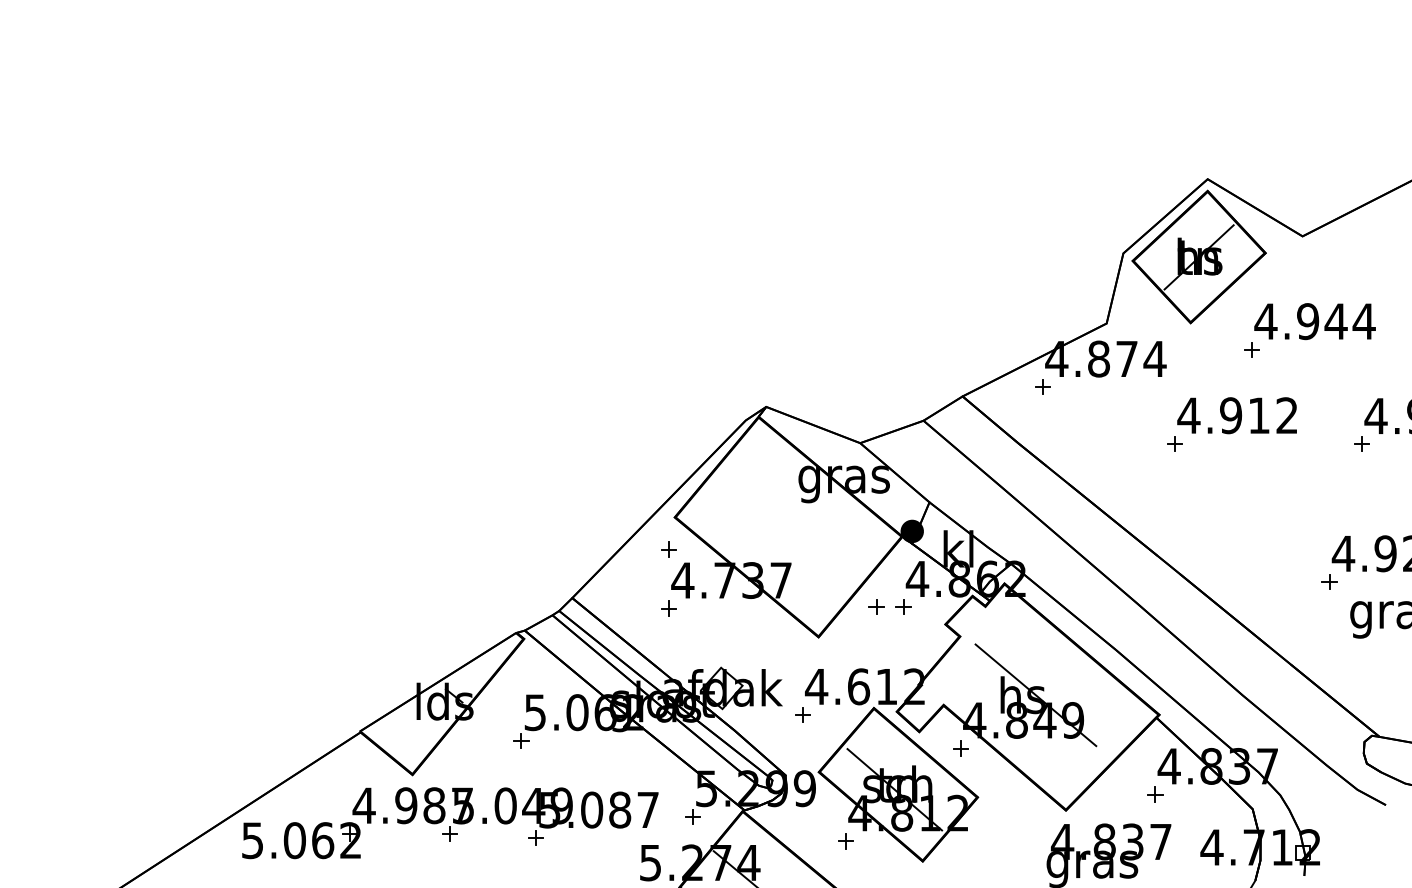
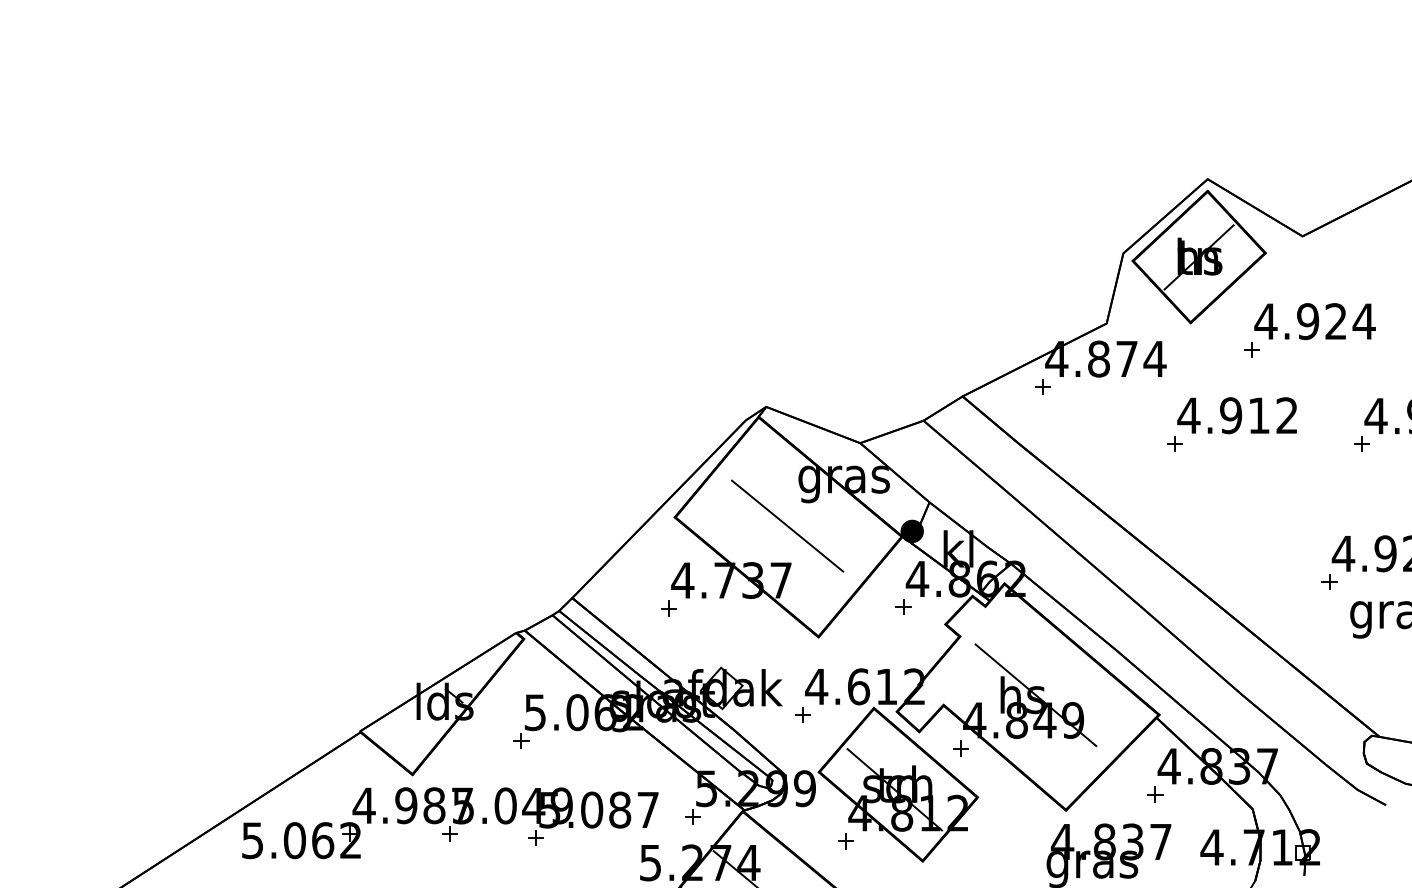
text: 4.944 -> 4.924 (1335, 321)
line: none -> present (787, 525)
part: present -> none (668, 549)
part: present -> none (876, 606)
